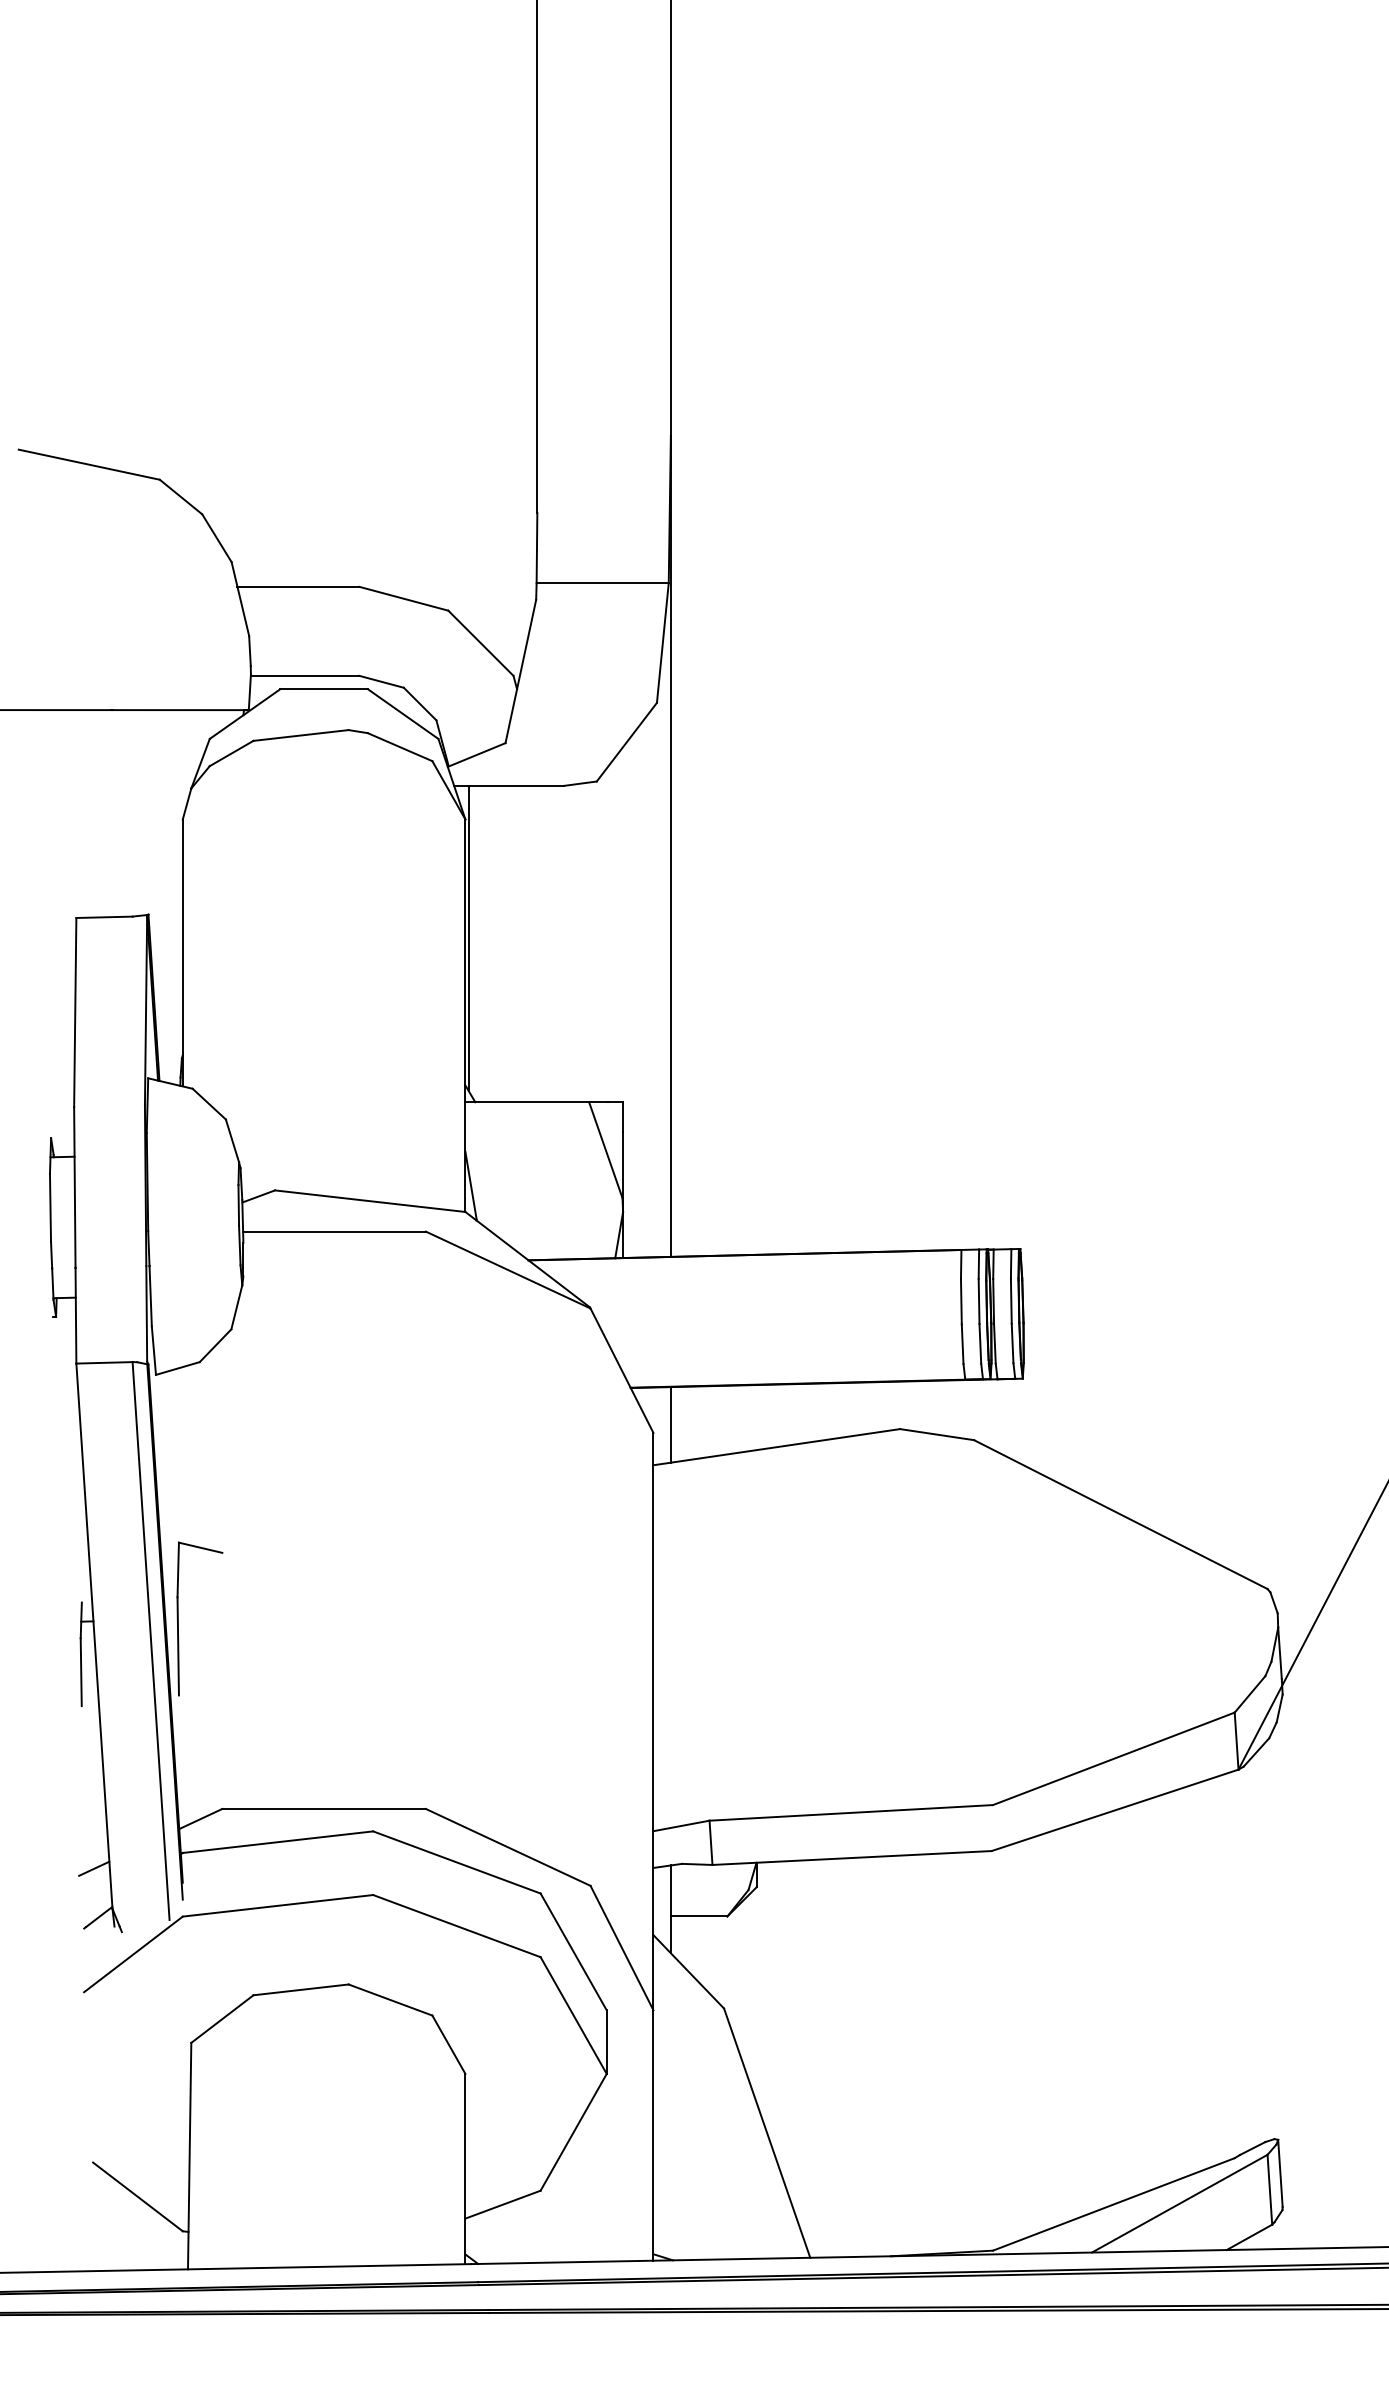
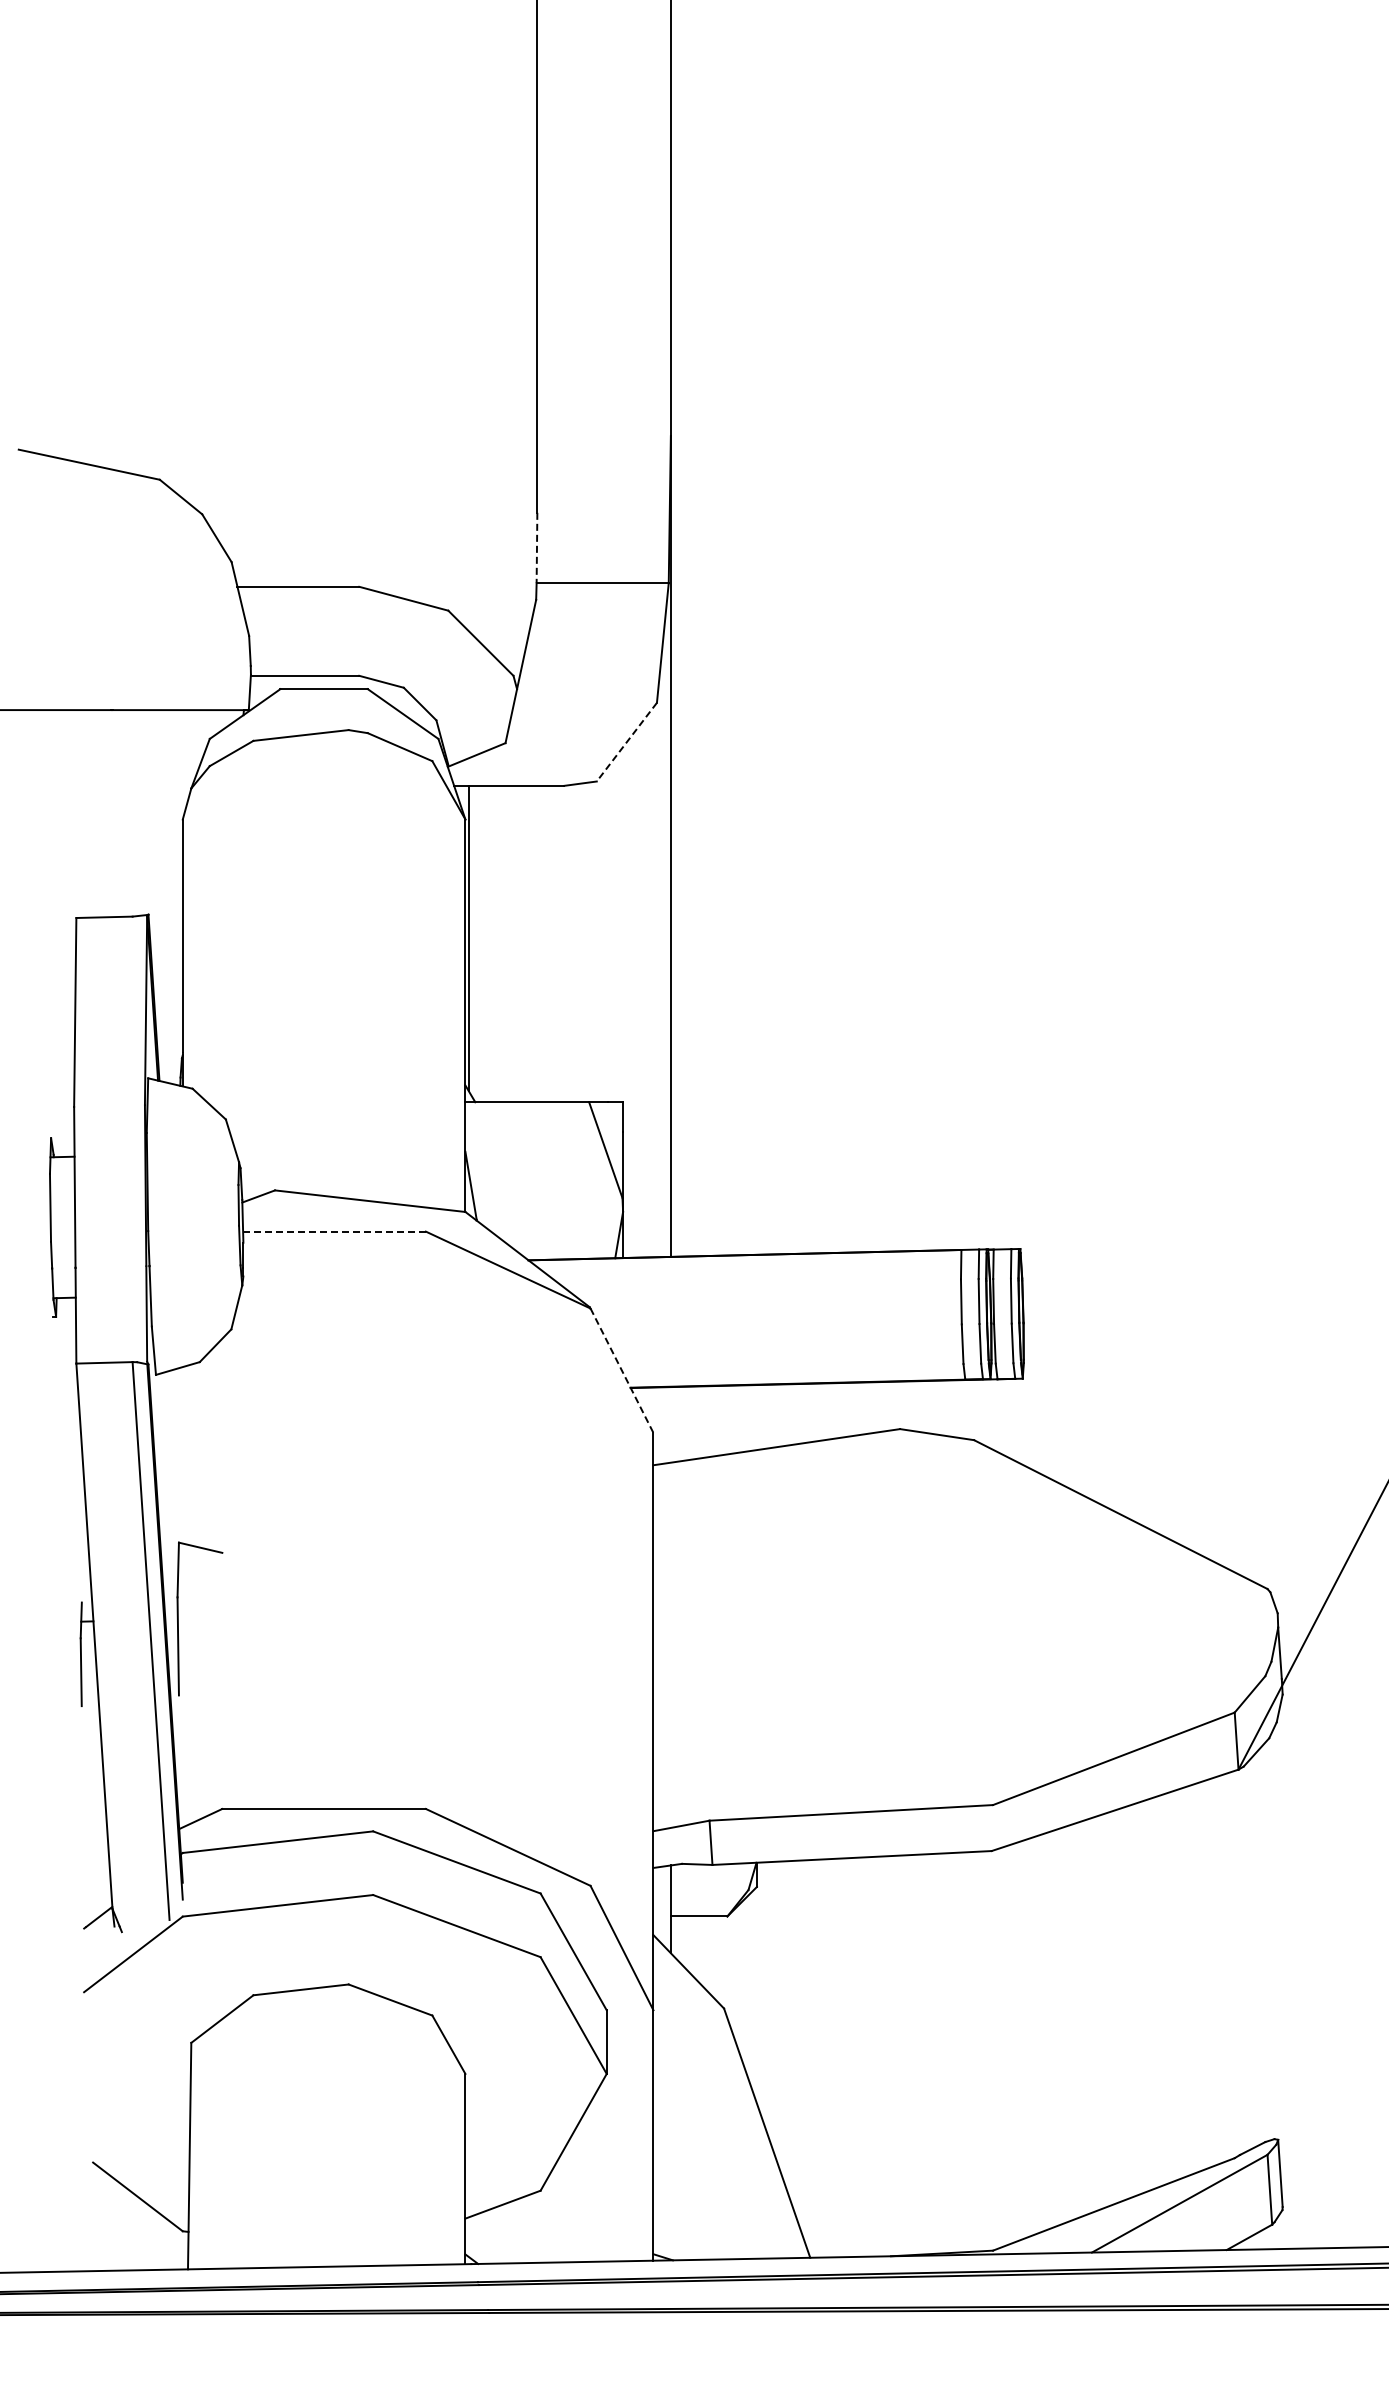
line: solid -> dashed (536, 548)
line: solid -> dashed (626, 742)
line: solid -> dashed (335, 1231)
line: solid -> dashed (622, 1370)
line: present -> none (670, 1424)
line: present -> none (94, 1868)
